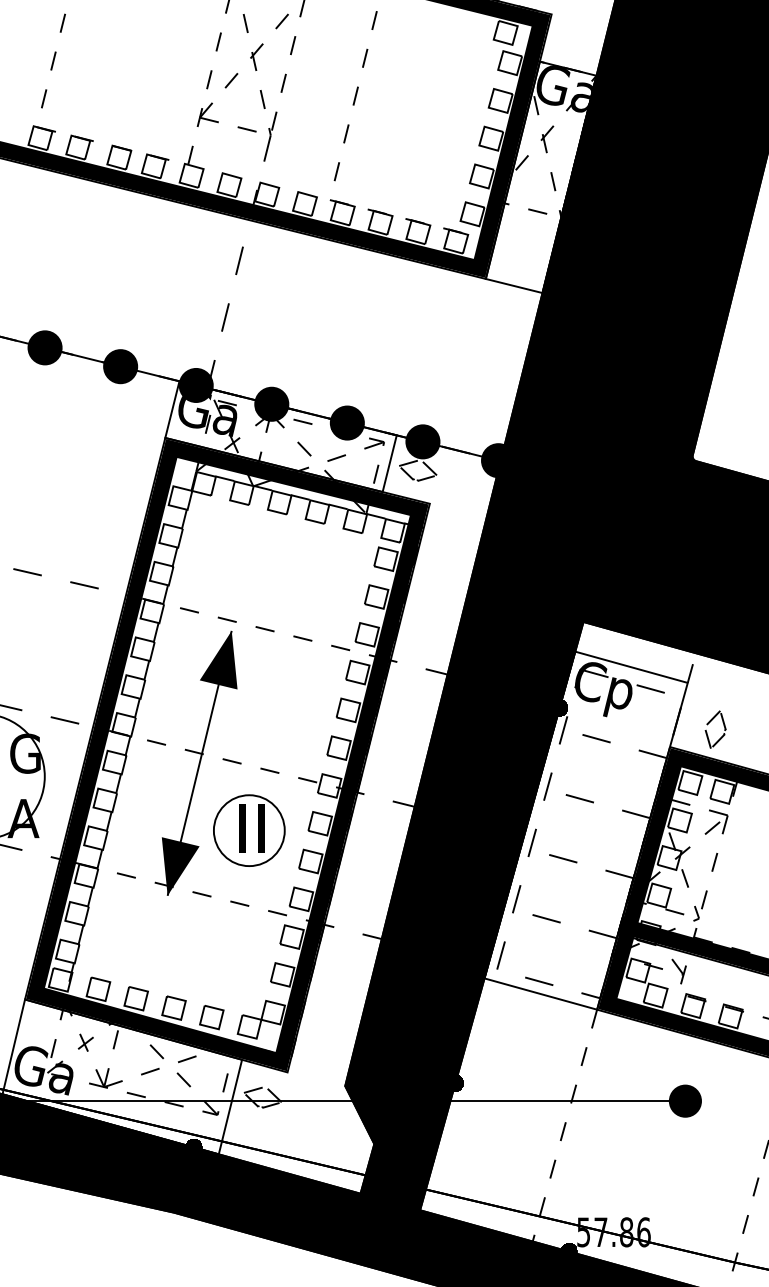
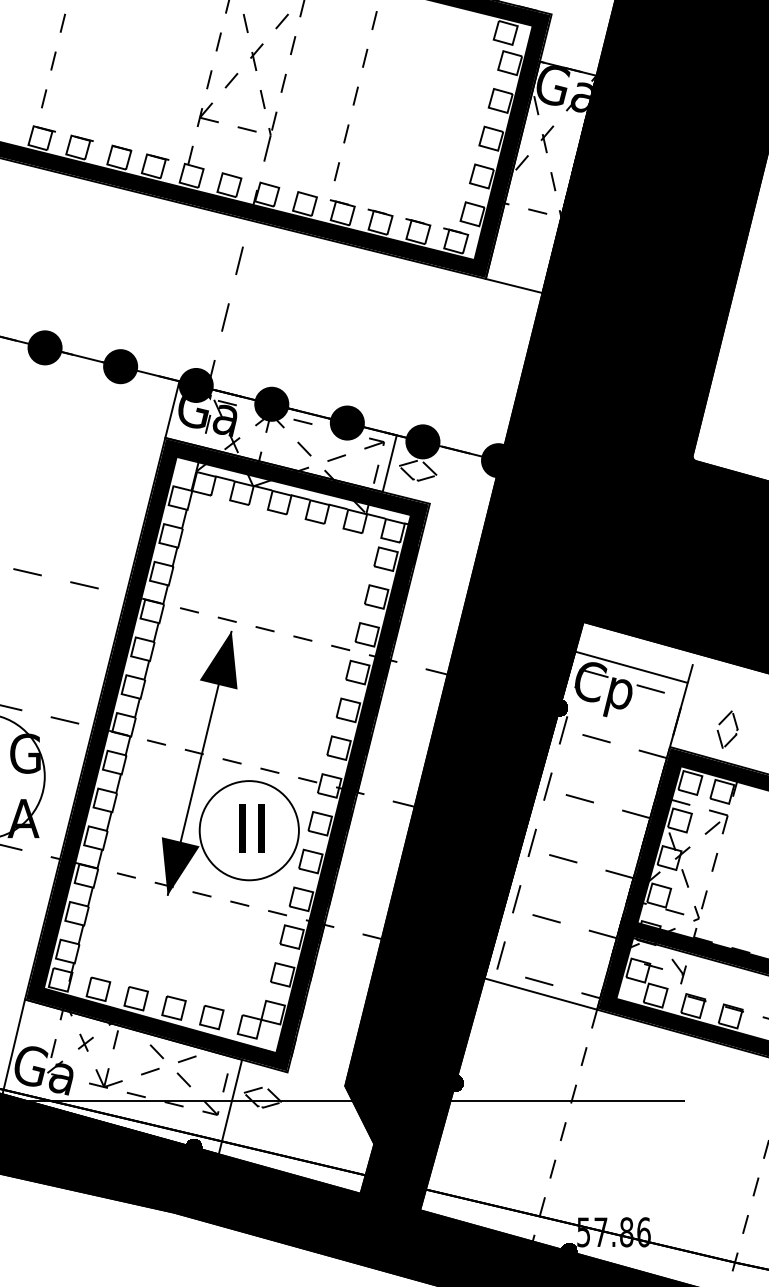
part position: (709, 723) -> (721, 723) (721, 723)
circle diameter: 71 px -> 99 px (248, 830)
fill: present -> none (684, 1100)
